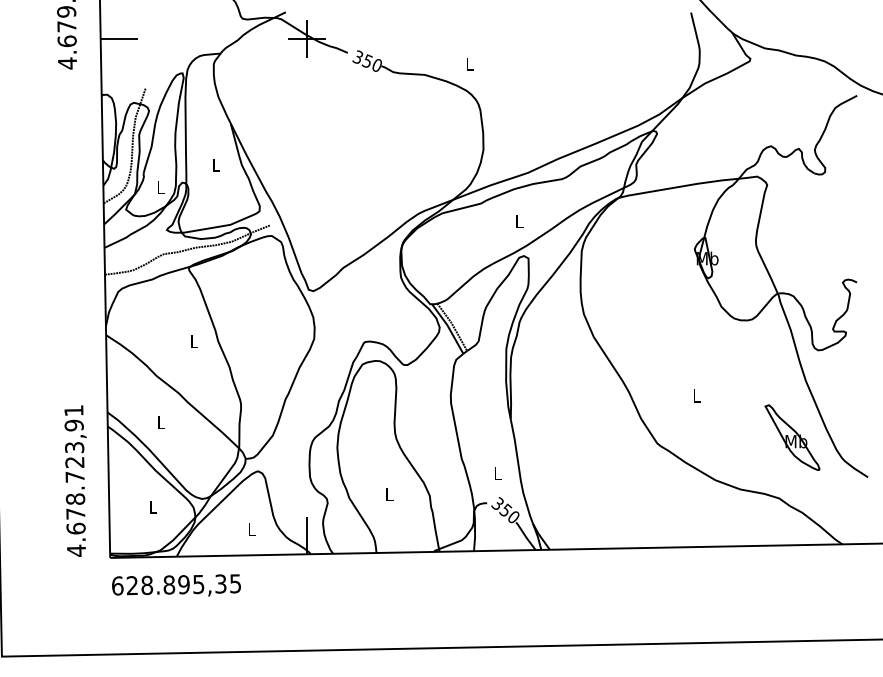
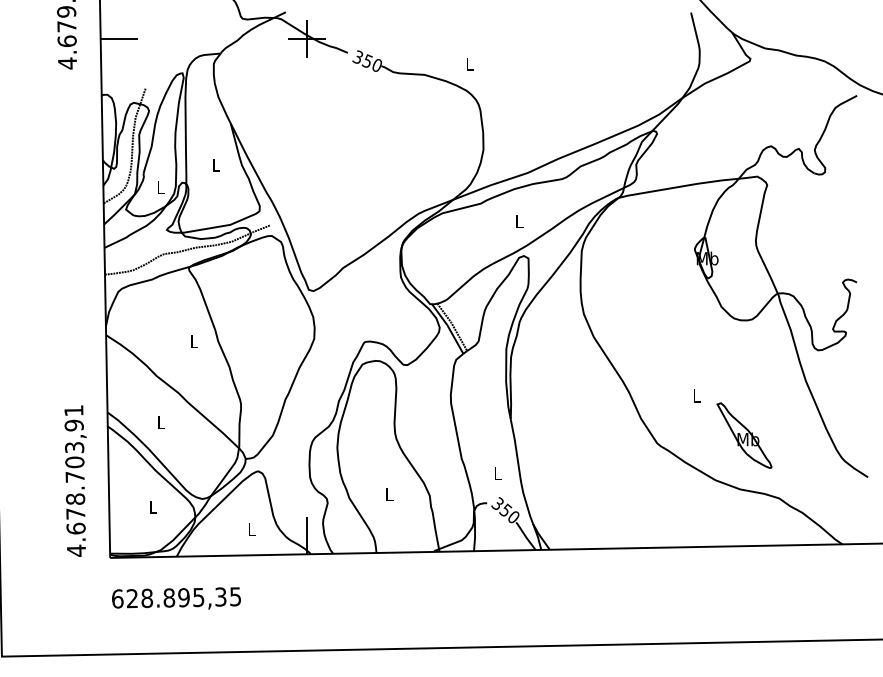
part position: (792, 437) -> (744, 435) (744, 435)
text: 4.678.723,91 -> 4.678.703,91 (74, 462)
text position: (176, 585) -> (176, 598) (176, 598)
